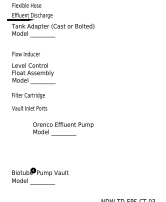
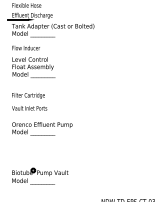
text position: (33, 67) -> (33, 61) (33, 61)
text position: (63, 128) -> (42, 128) (42, 128)
